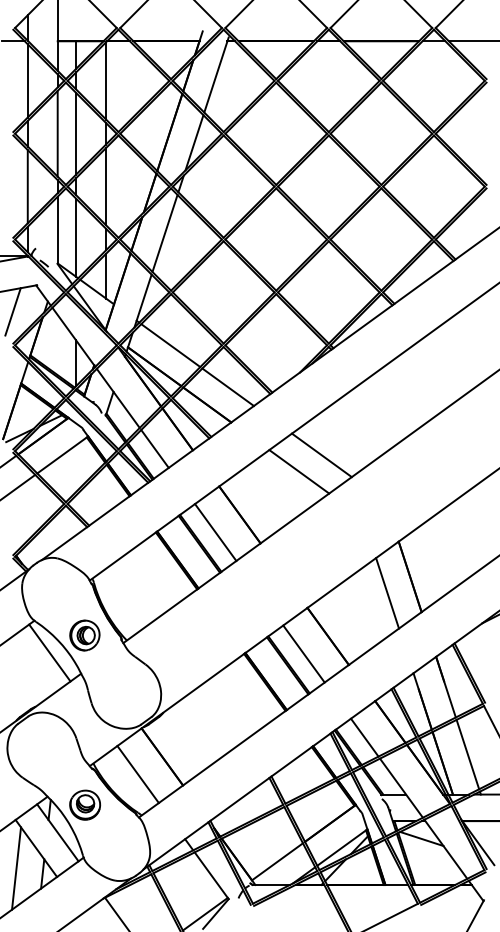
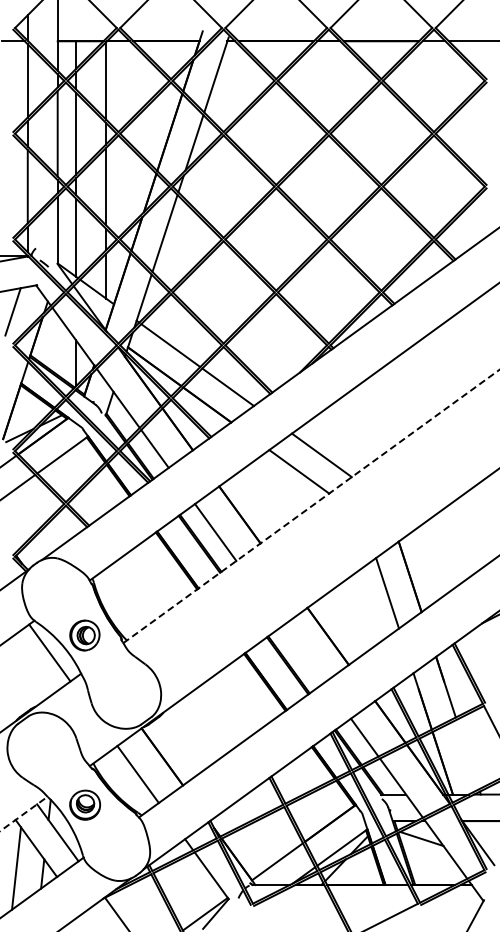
line: solid -> dashed (311, 506)
line: present -> none (303, 653)
line: present -> none (467, 754)
line: solid -> dashed (24, 813)
